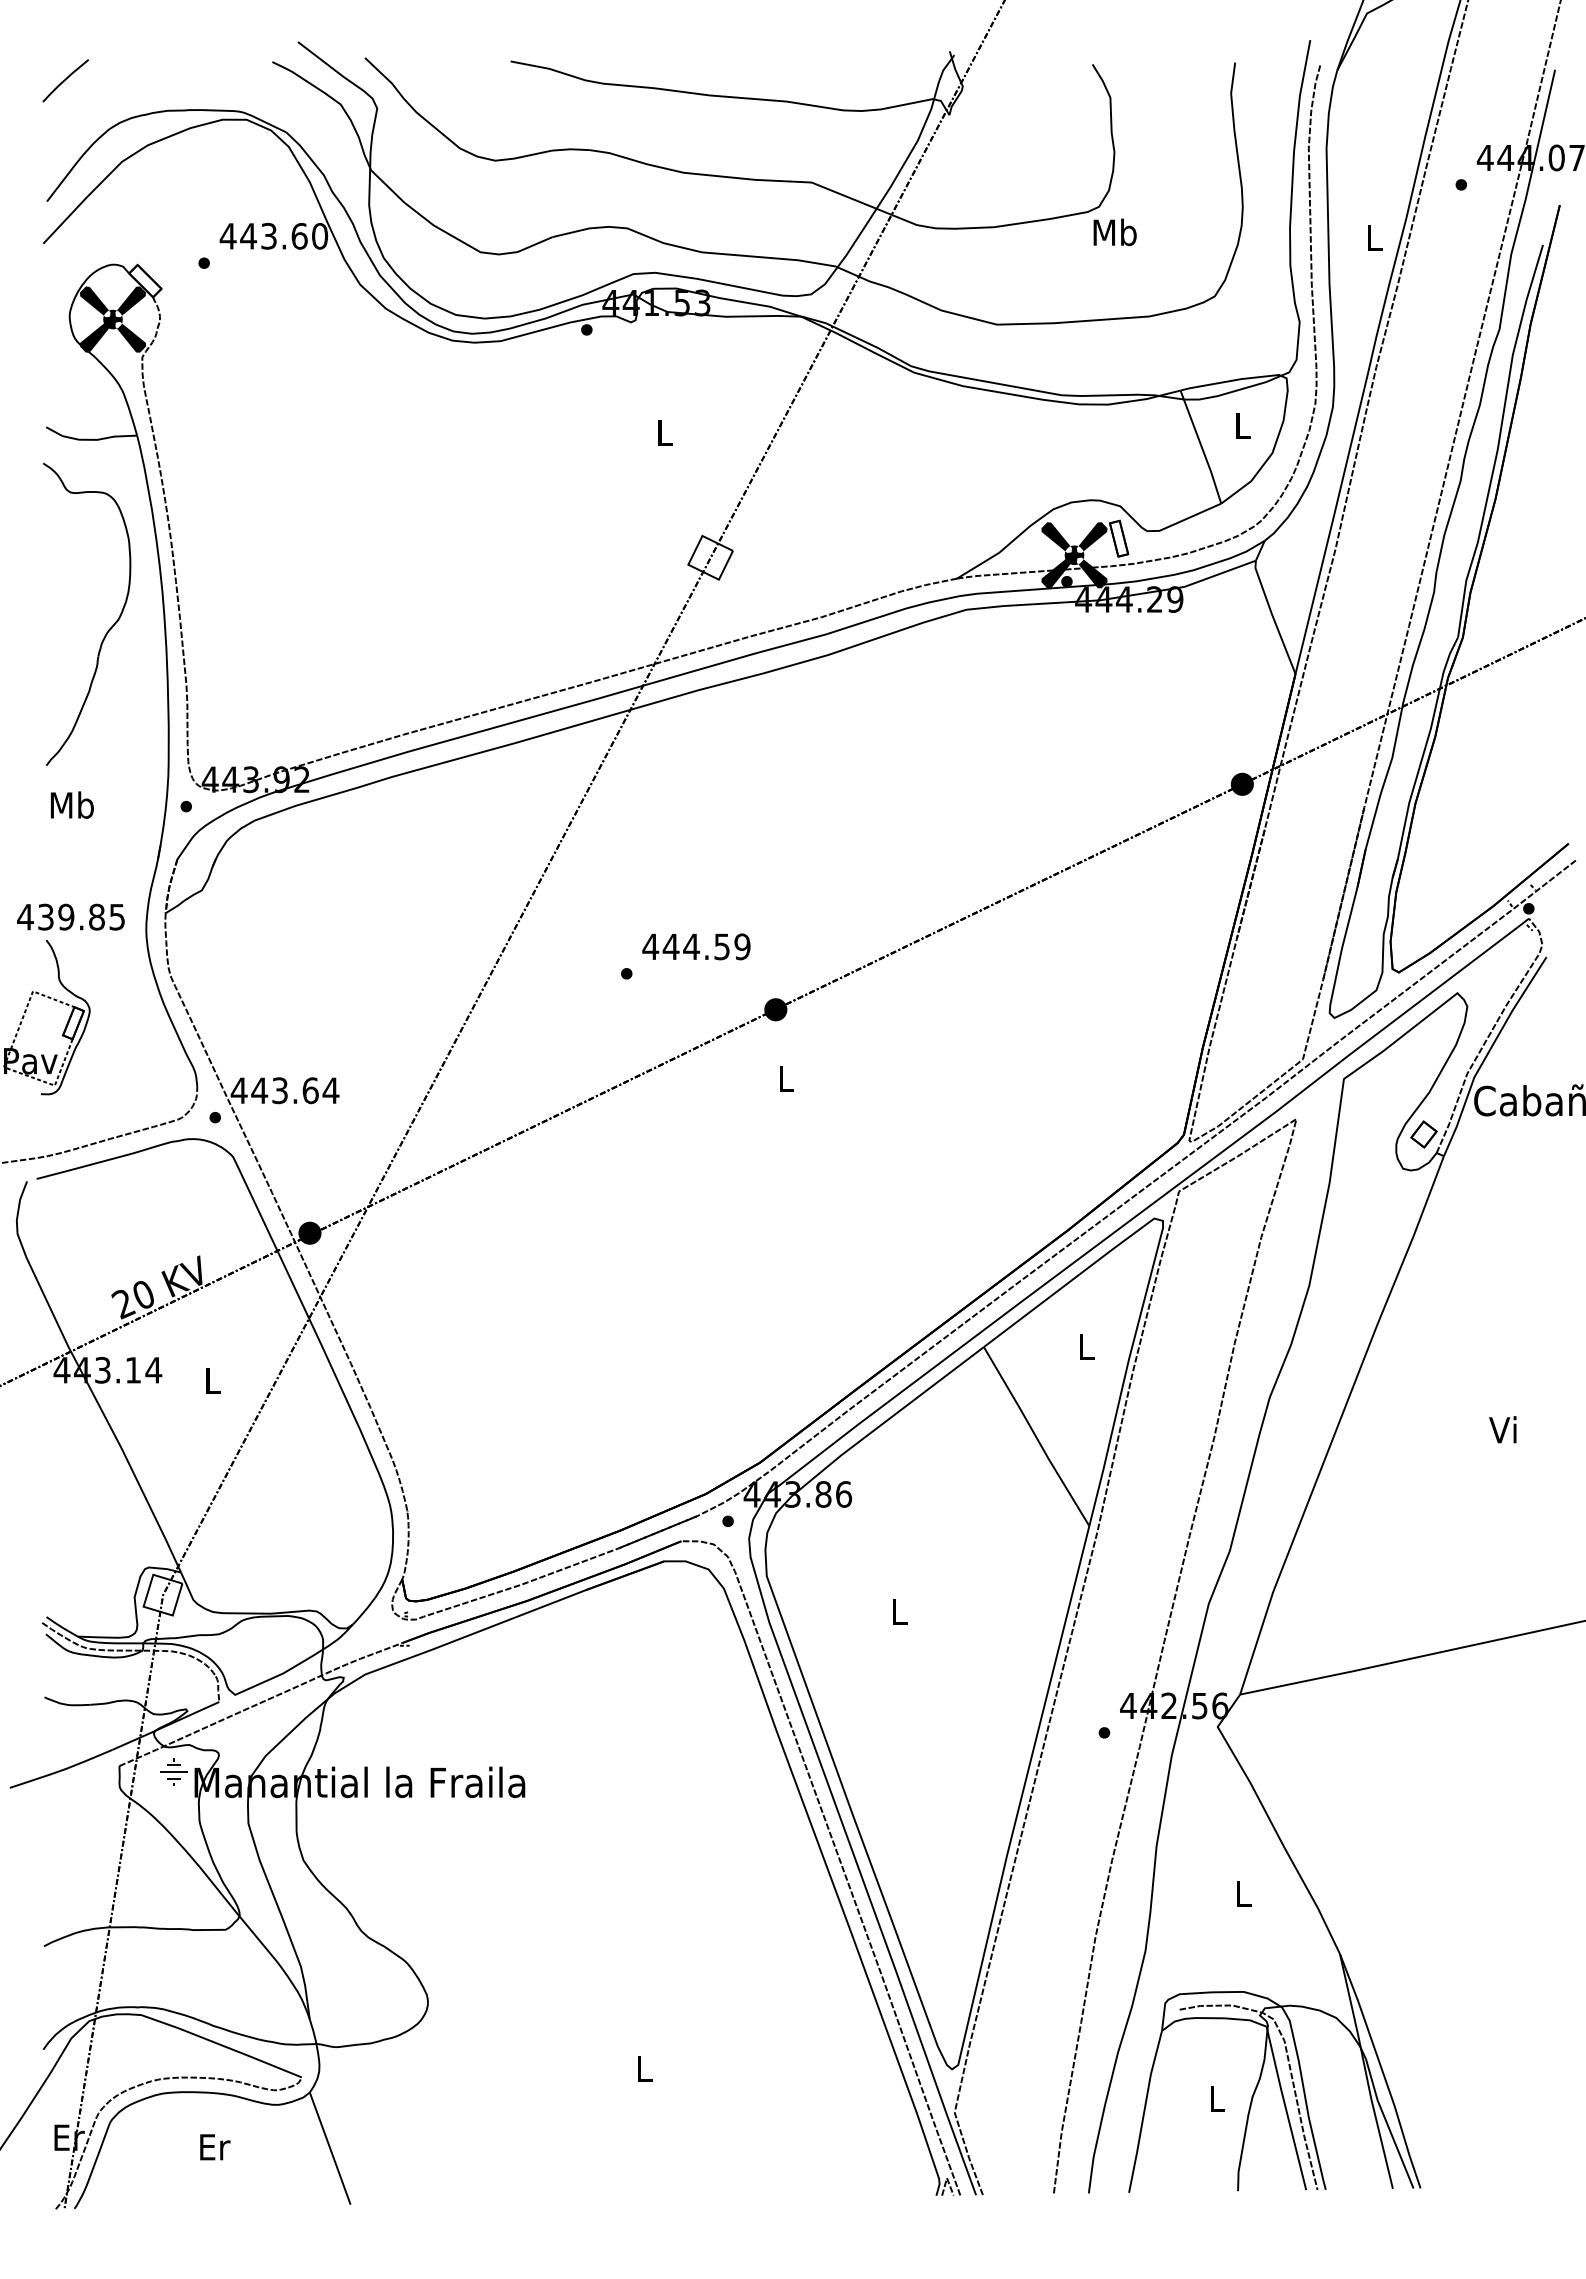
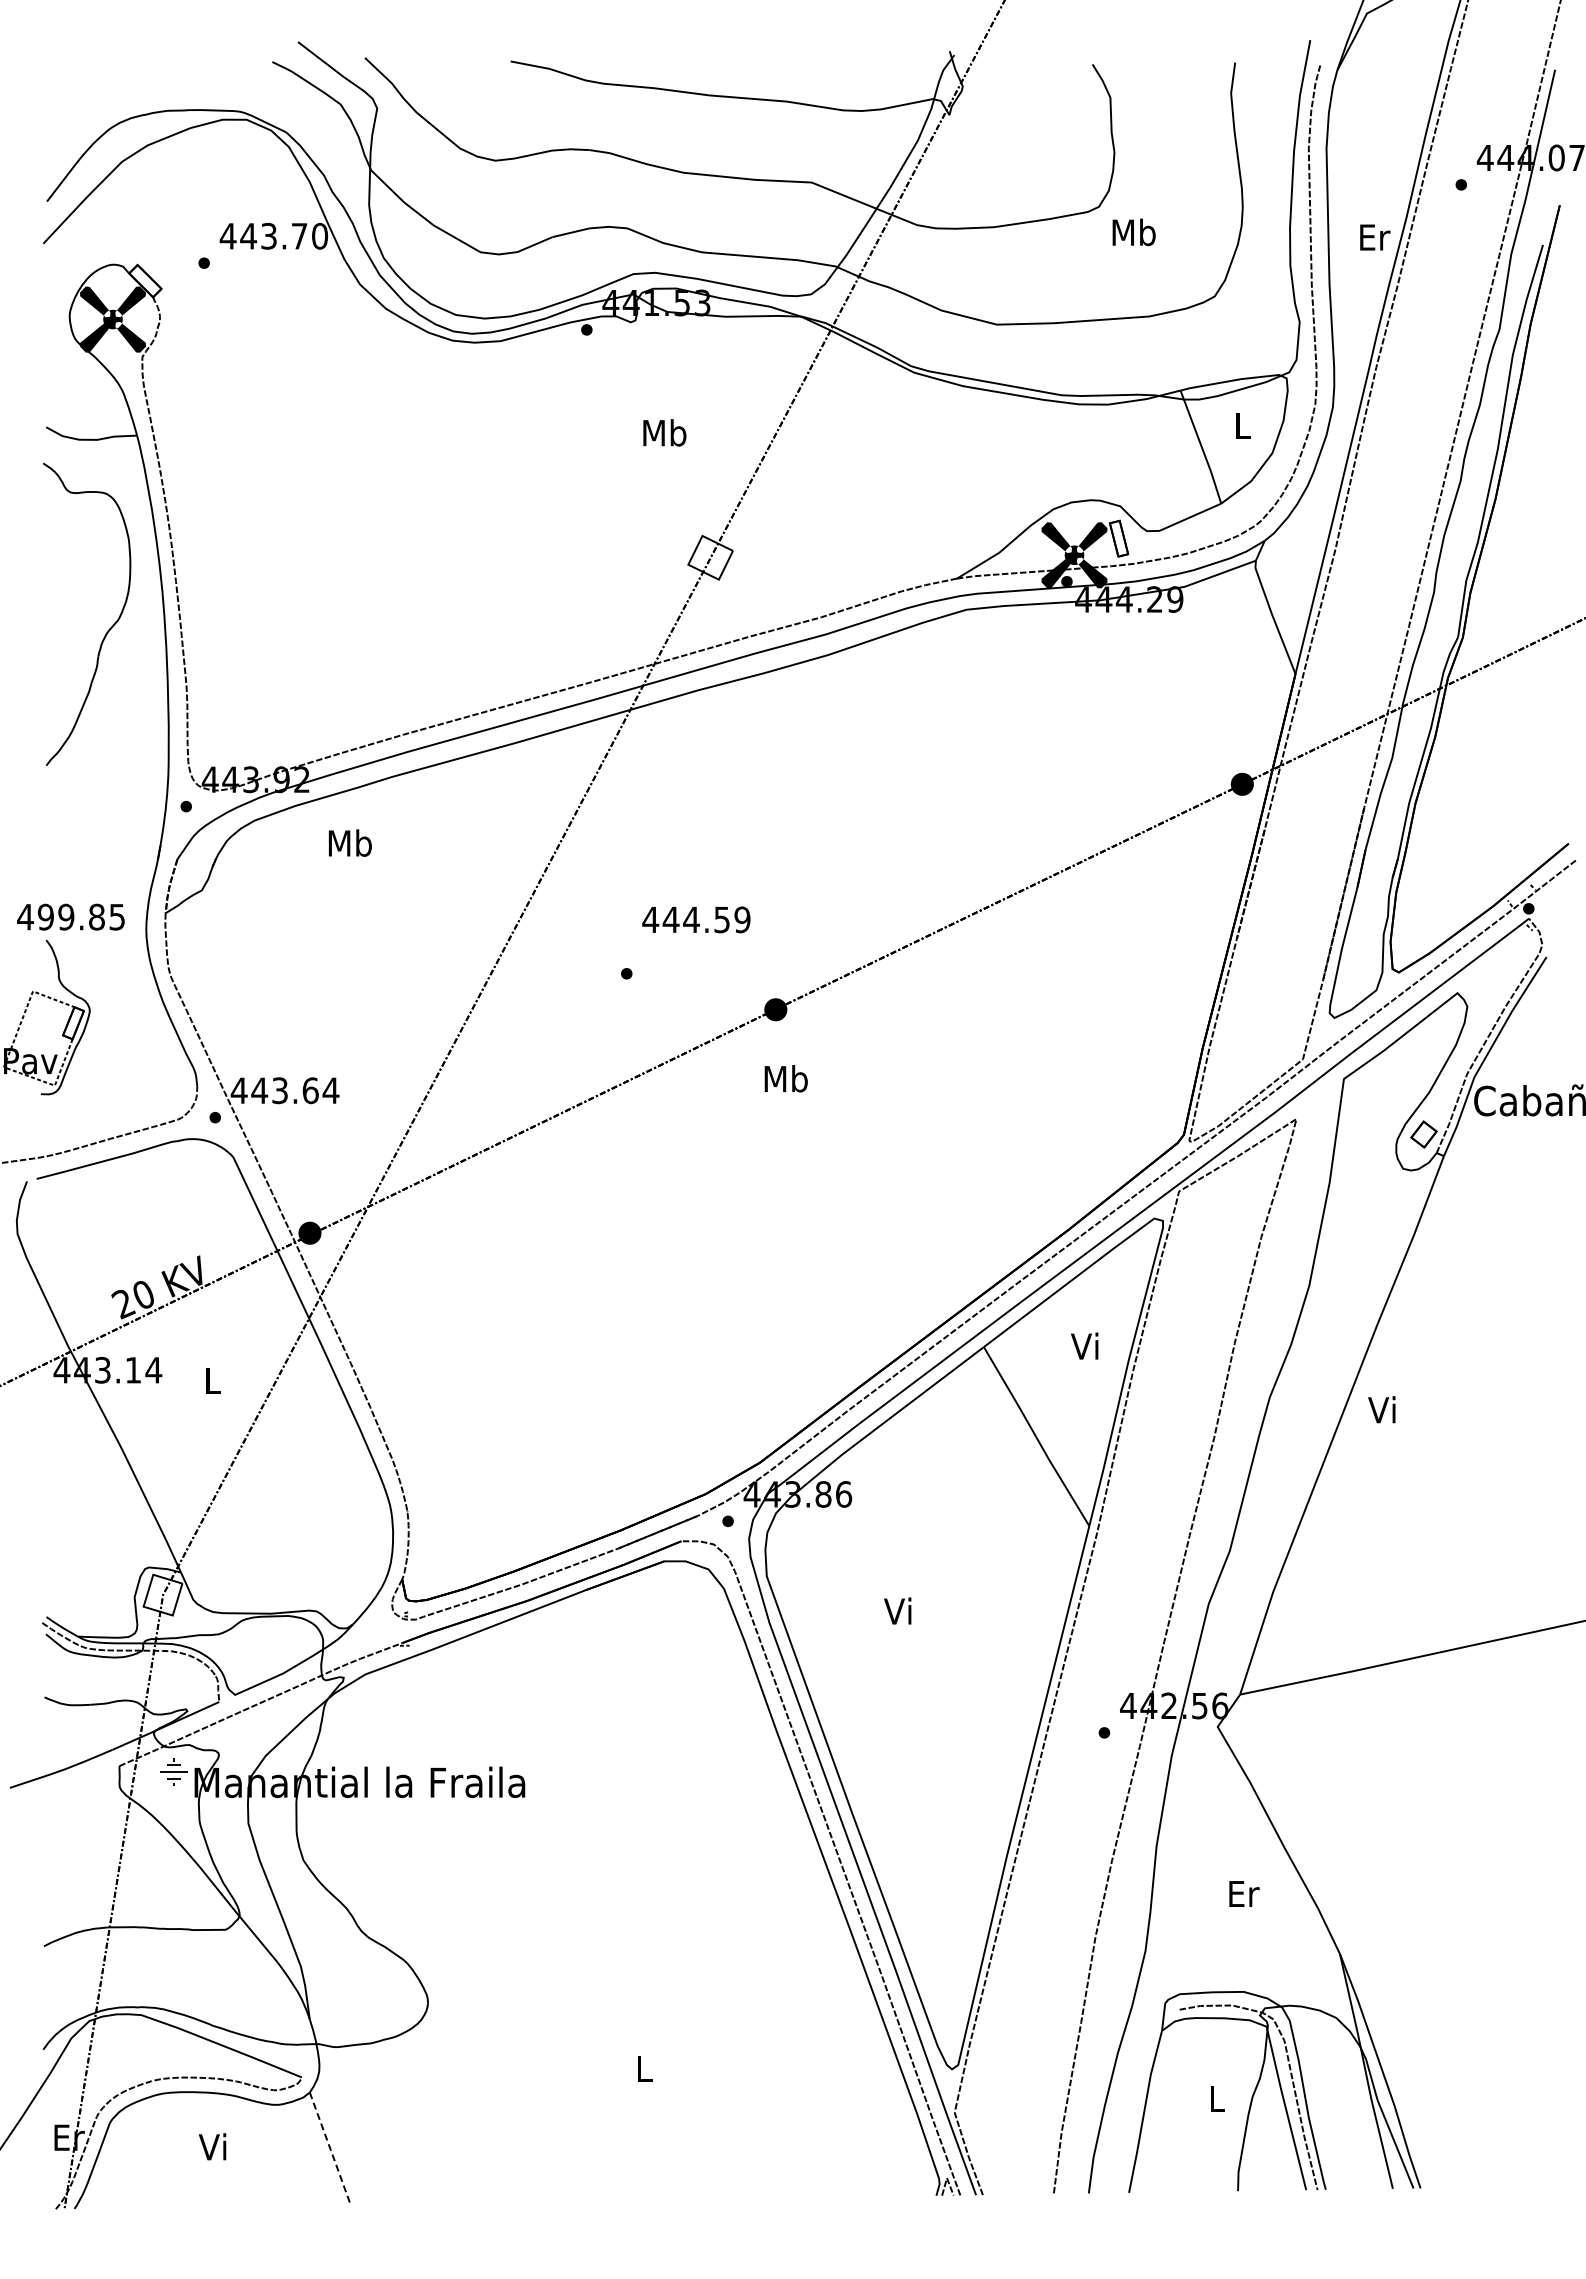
line: present -> none (65, 80)
text position: (1114, 232) -> (1133, 232) (1133, 232)
text: 443.60 -> 443.70 (299, 235)
text: L -> Er (1375, 237)
text: L -> Mb (664, 432)
text position: (72, 804) -> (350, 842) (350, 842)
text: 439.85 -> 499.85 (45, 916)
text position: (696, 946) -> (696, 919) (696, 919)
text: L -> Mb (785, 1078)
text: L -> Vi (1084, 1345)
text position: (1502, 1429) -> (1381, 1409) (1381, 1409)
text: L -> Vi (897, 1610)
text: L -> Er (1244, 1893)
text: Er -> Vi (214, 2146)
line: solid -> dashed (330, 2149)
